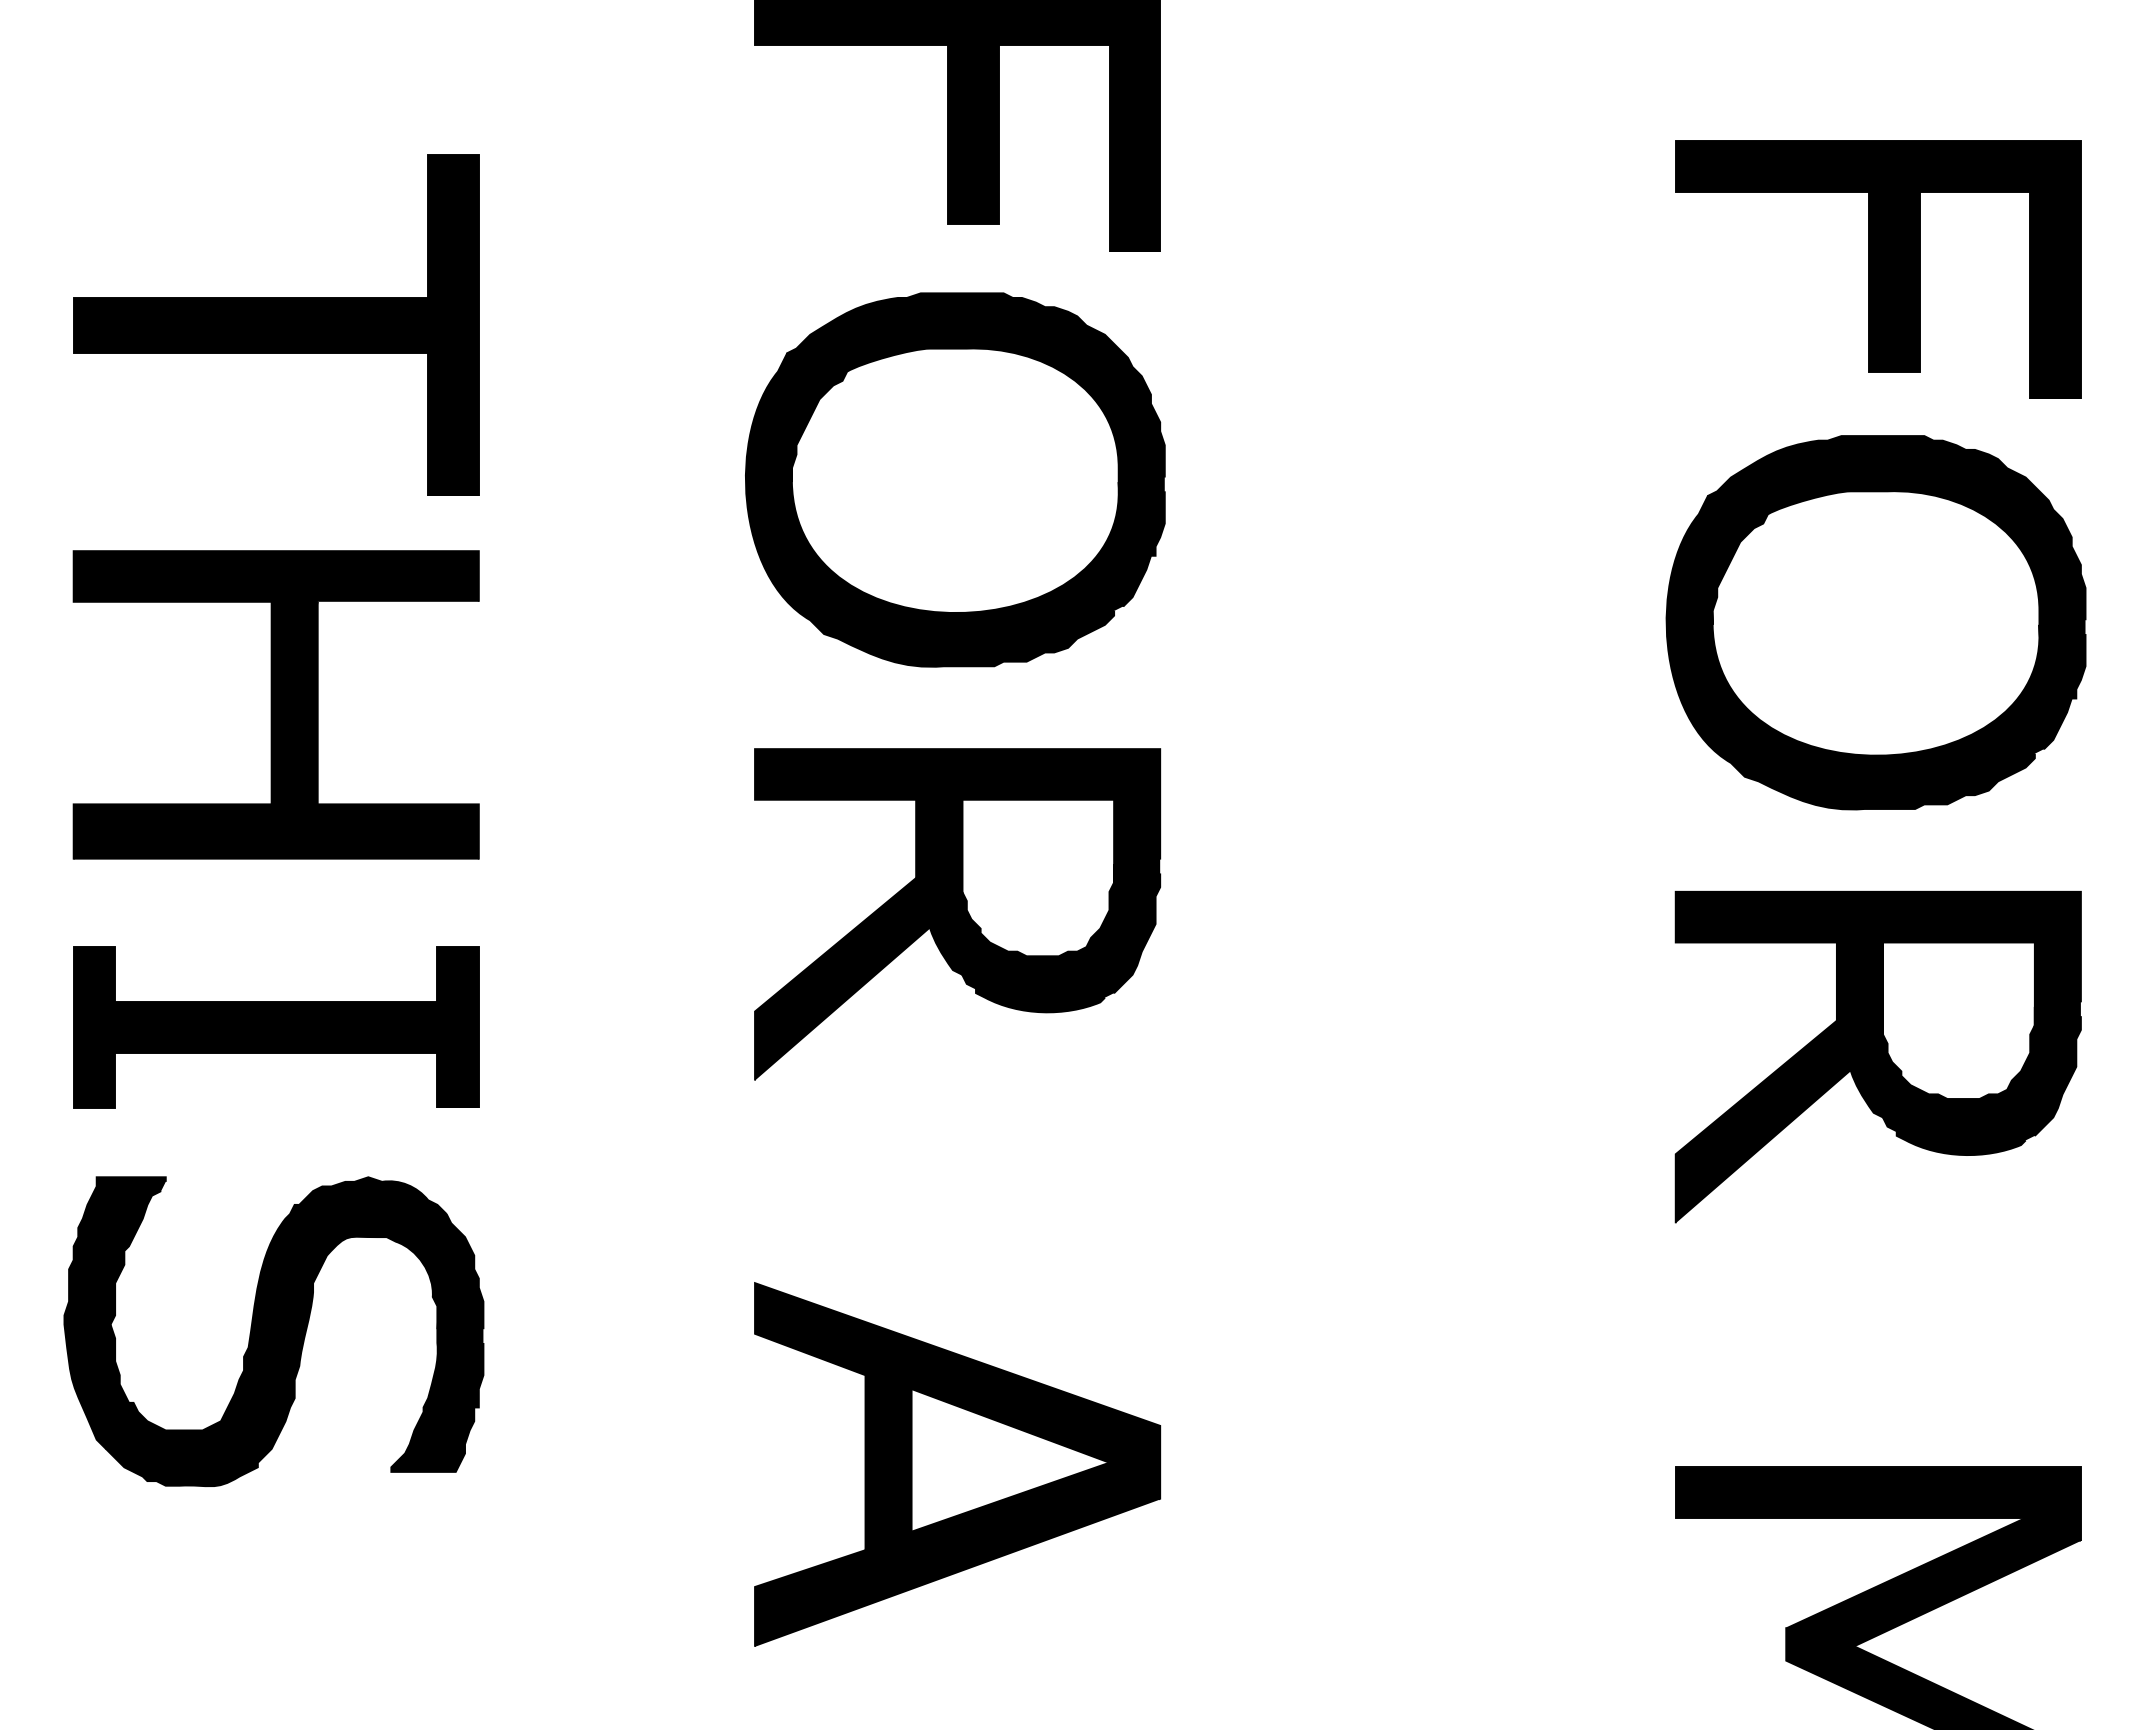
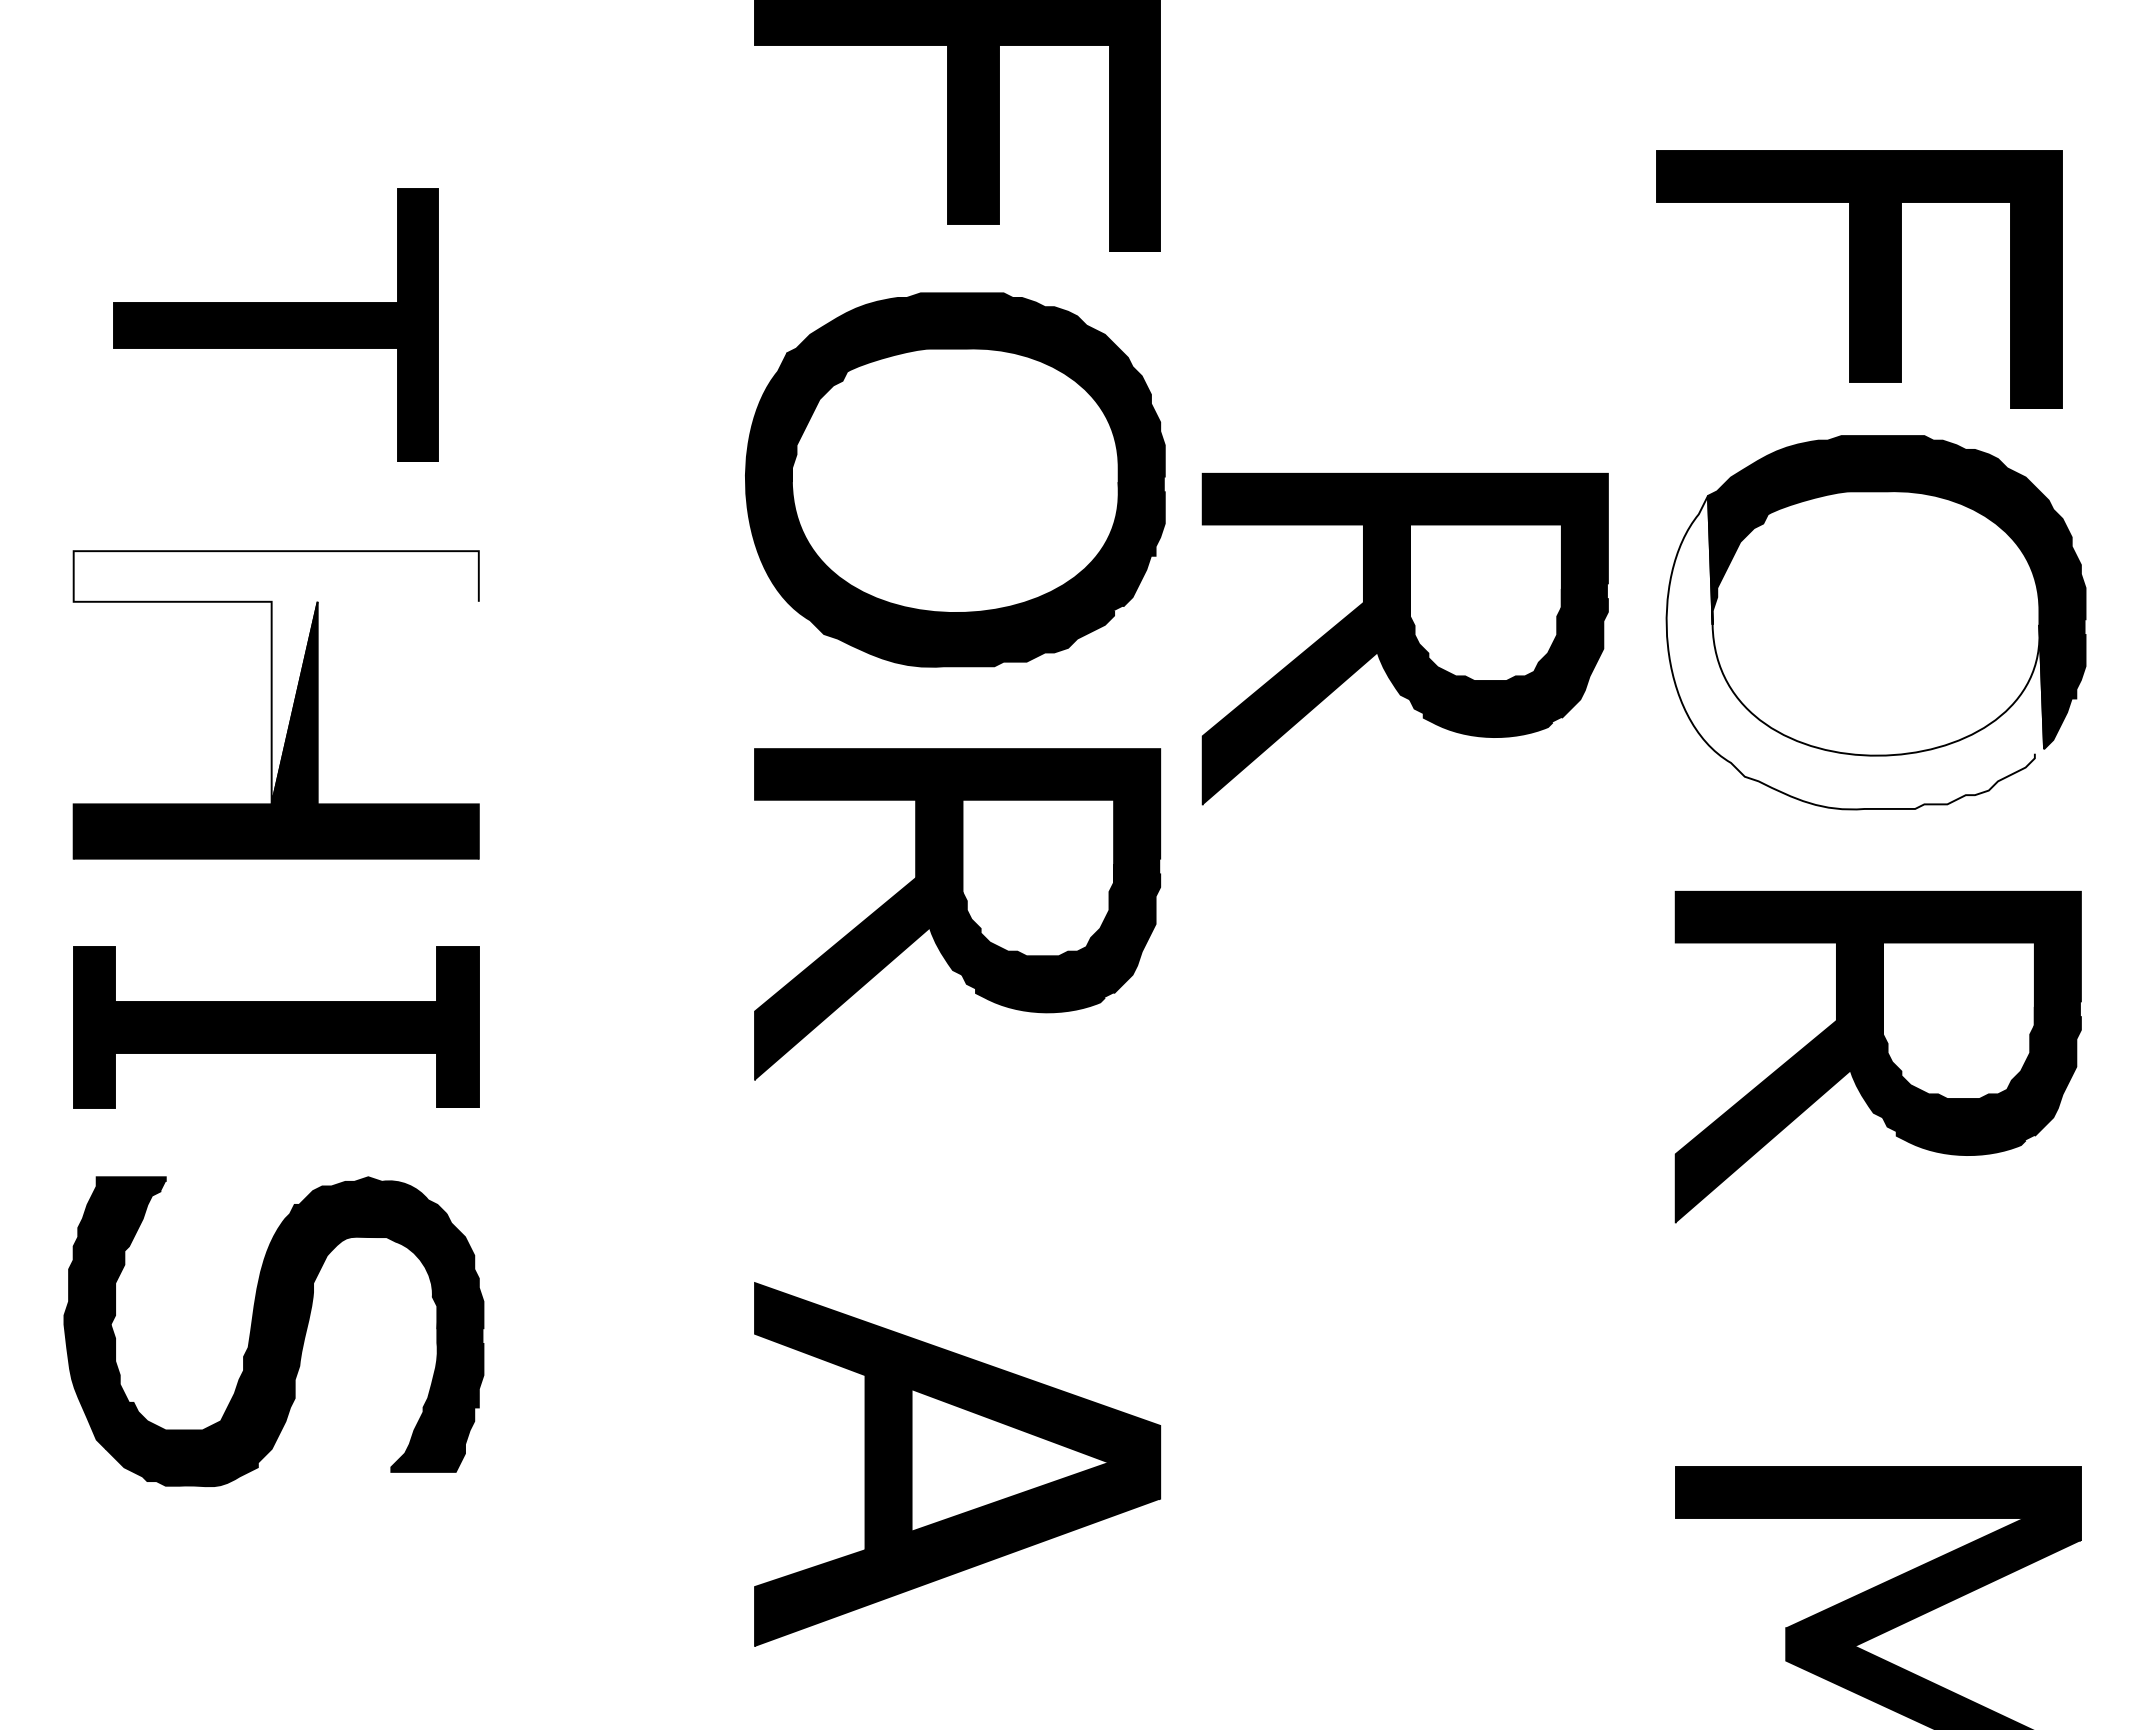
part position: (1878, 269) -> (1859, 279) (1859, 279)
part size: 407x342 px -> 326x274 px (275, 324)
part: none -> present (1404, 639)
fill: present -> none (1855, 652)
fill: present -> none (275, 677)
